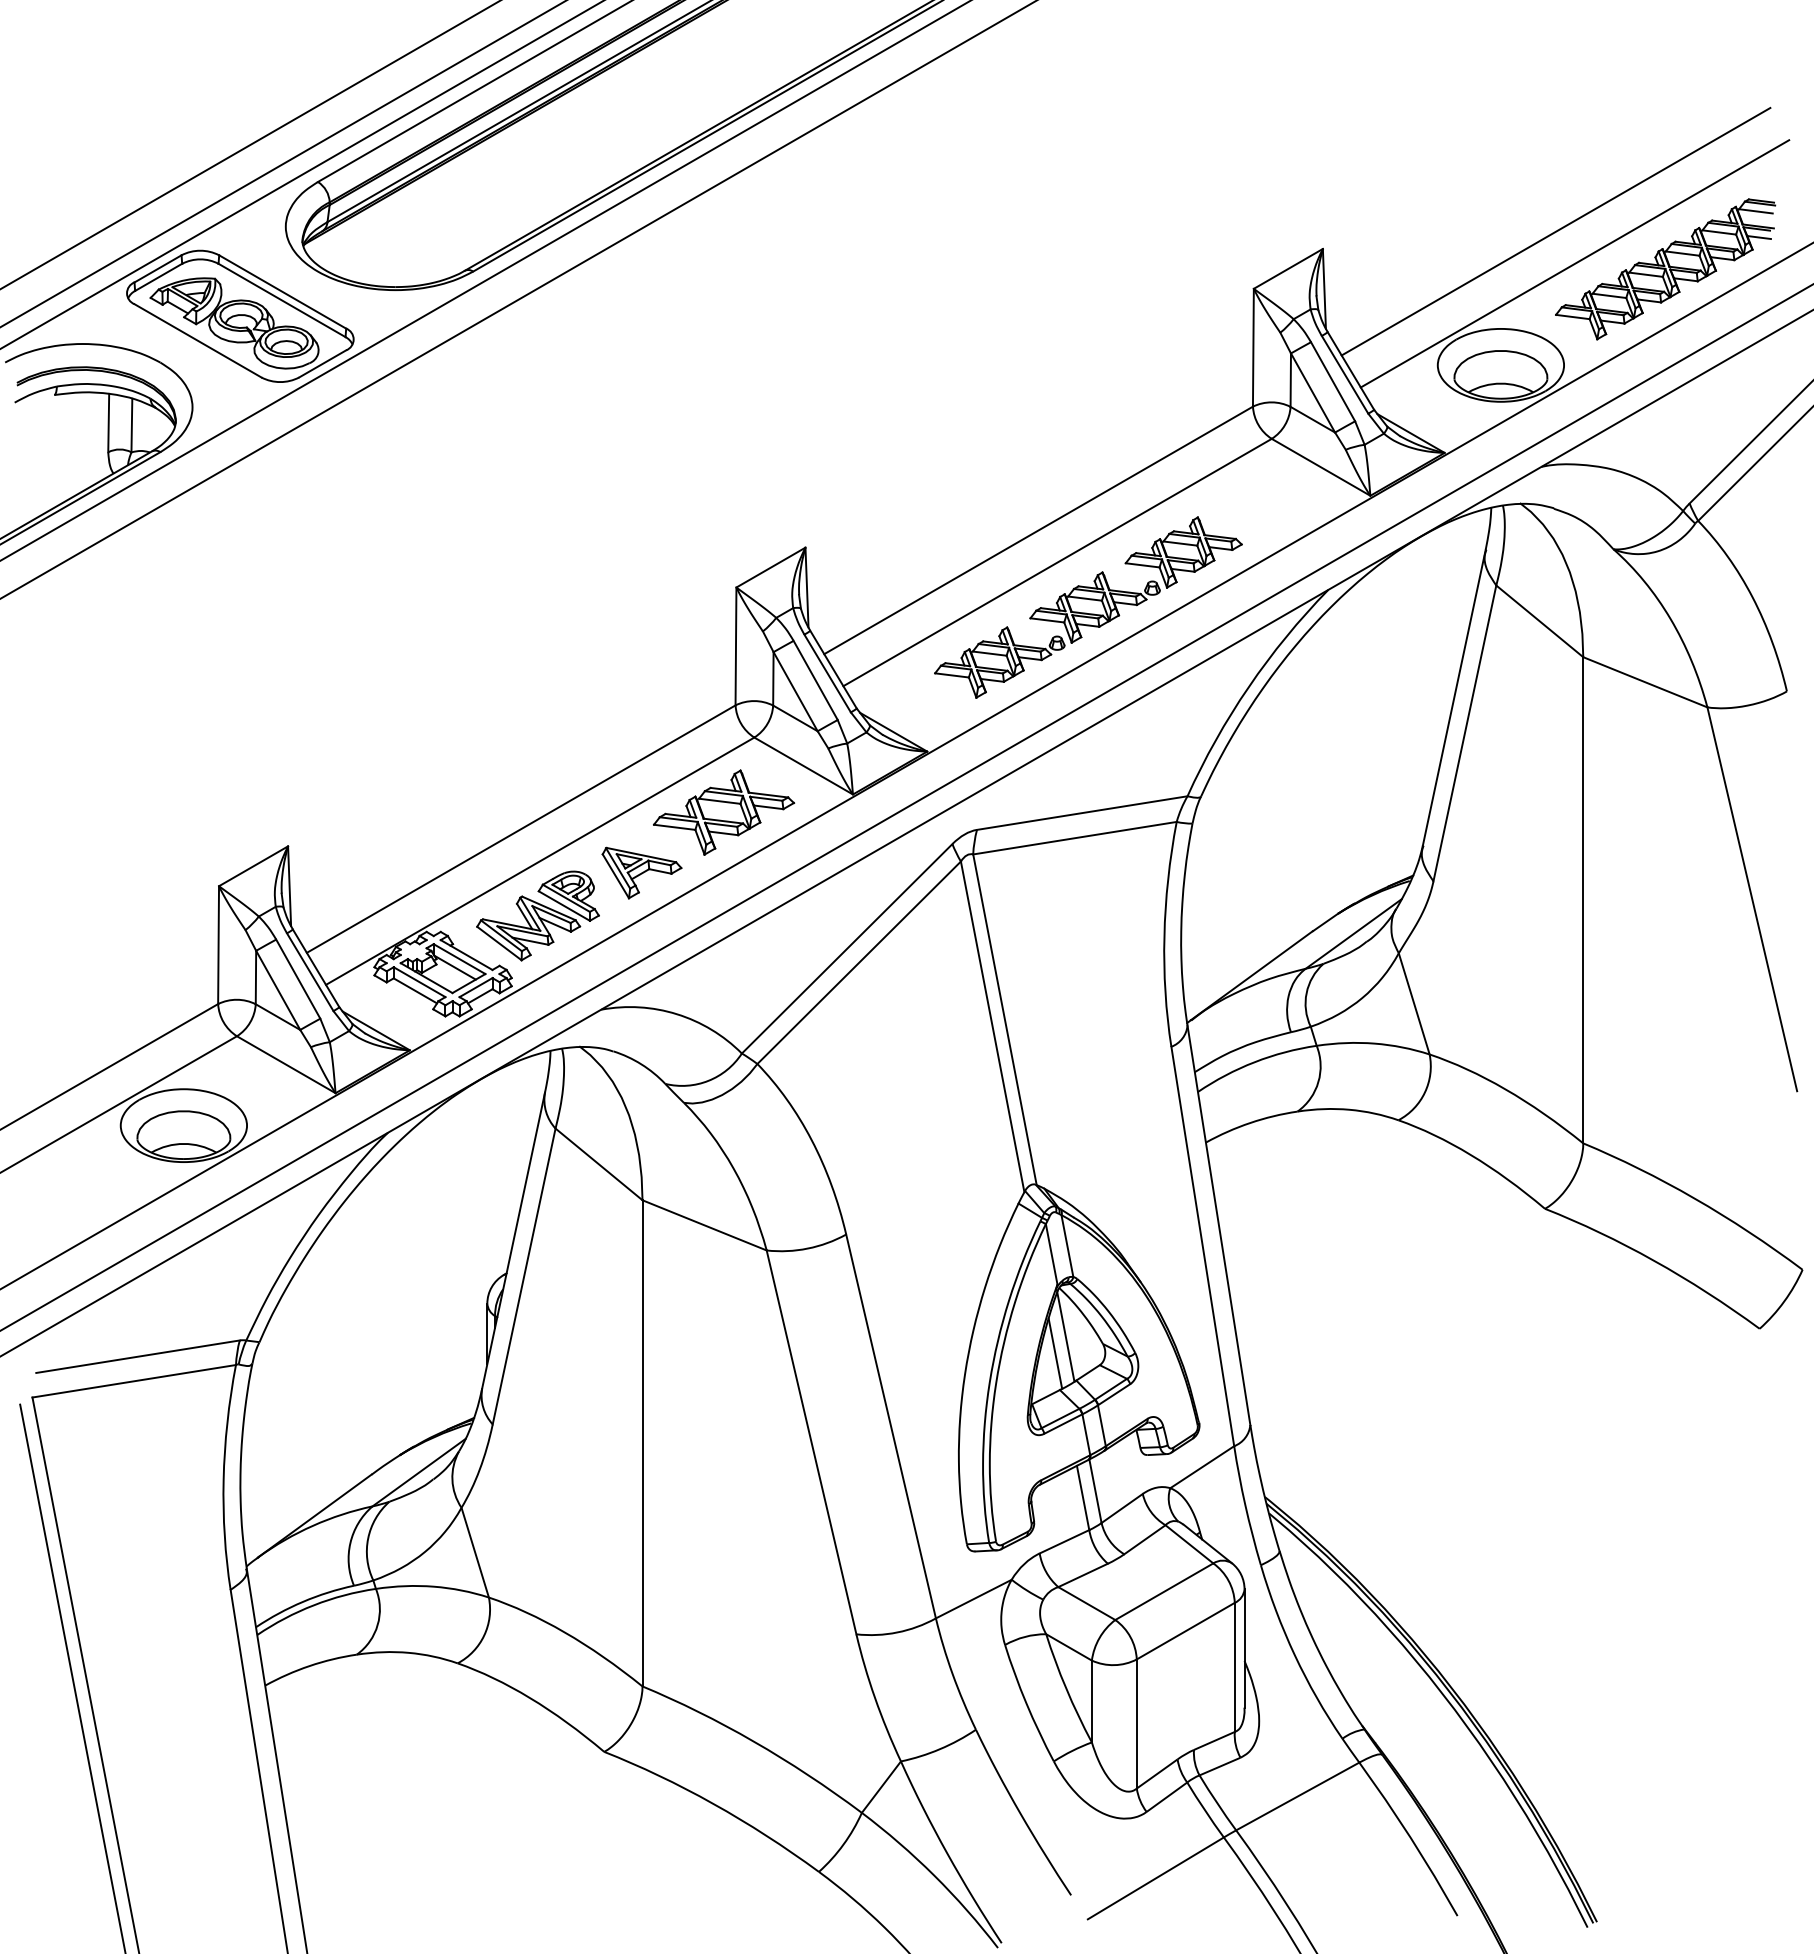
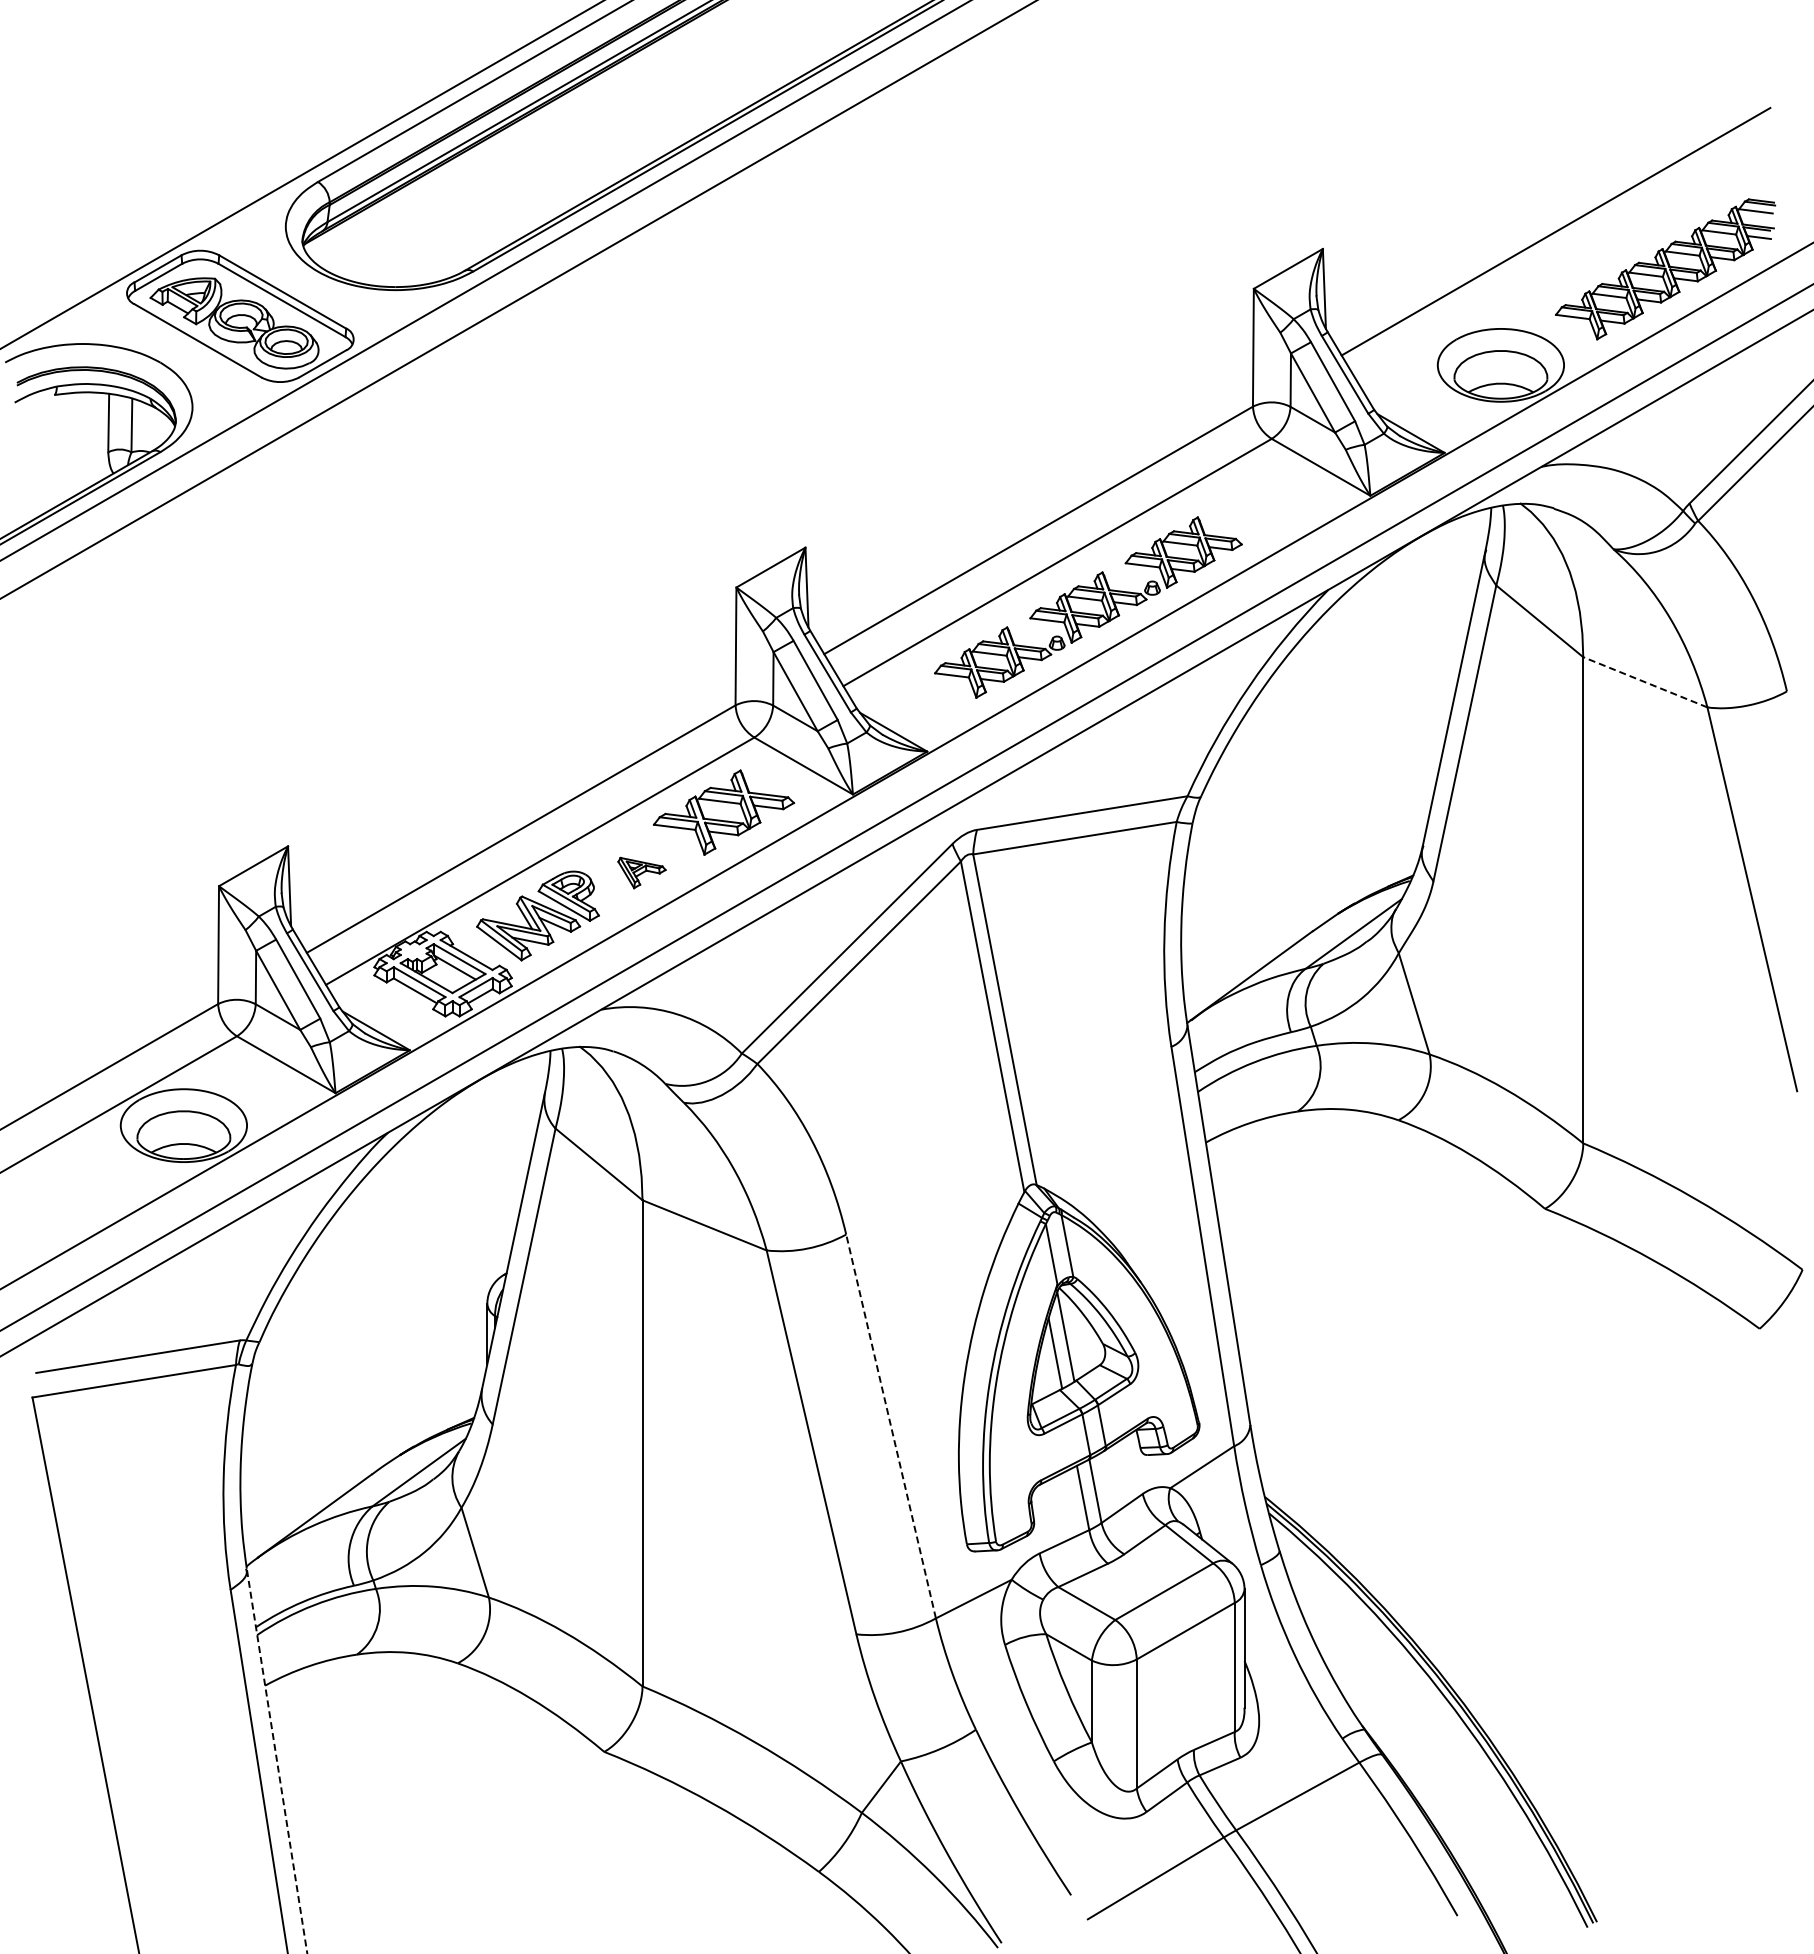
line: present -> none (249, 145)
line: present -> none (282, 164)
line: present -> none (1574, 263)
line: solid -> dashed (1645, 682)
part size: 82x54 px -> 50x34 px (641, 872)
line: solid -> dashed (890, 1425)
line: present -> none (72, 1677)
line: solid -> dashed (277, 1761)
